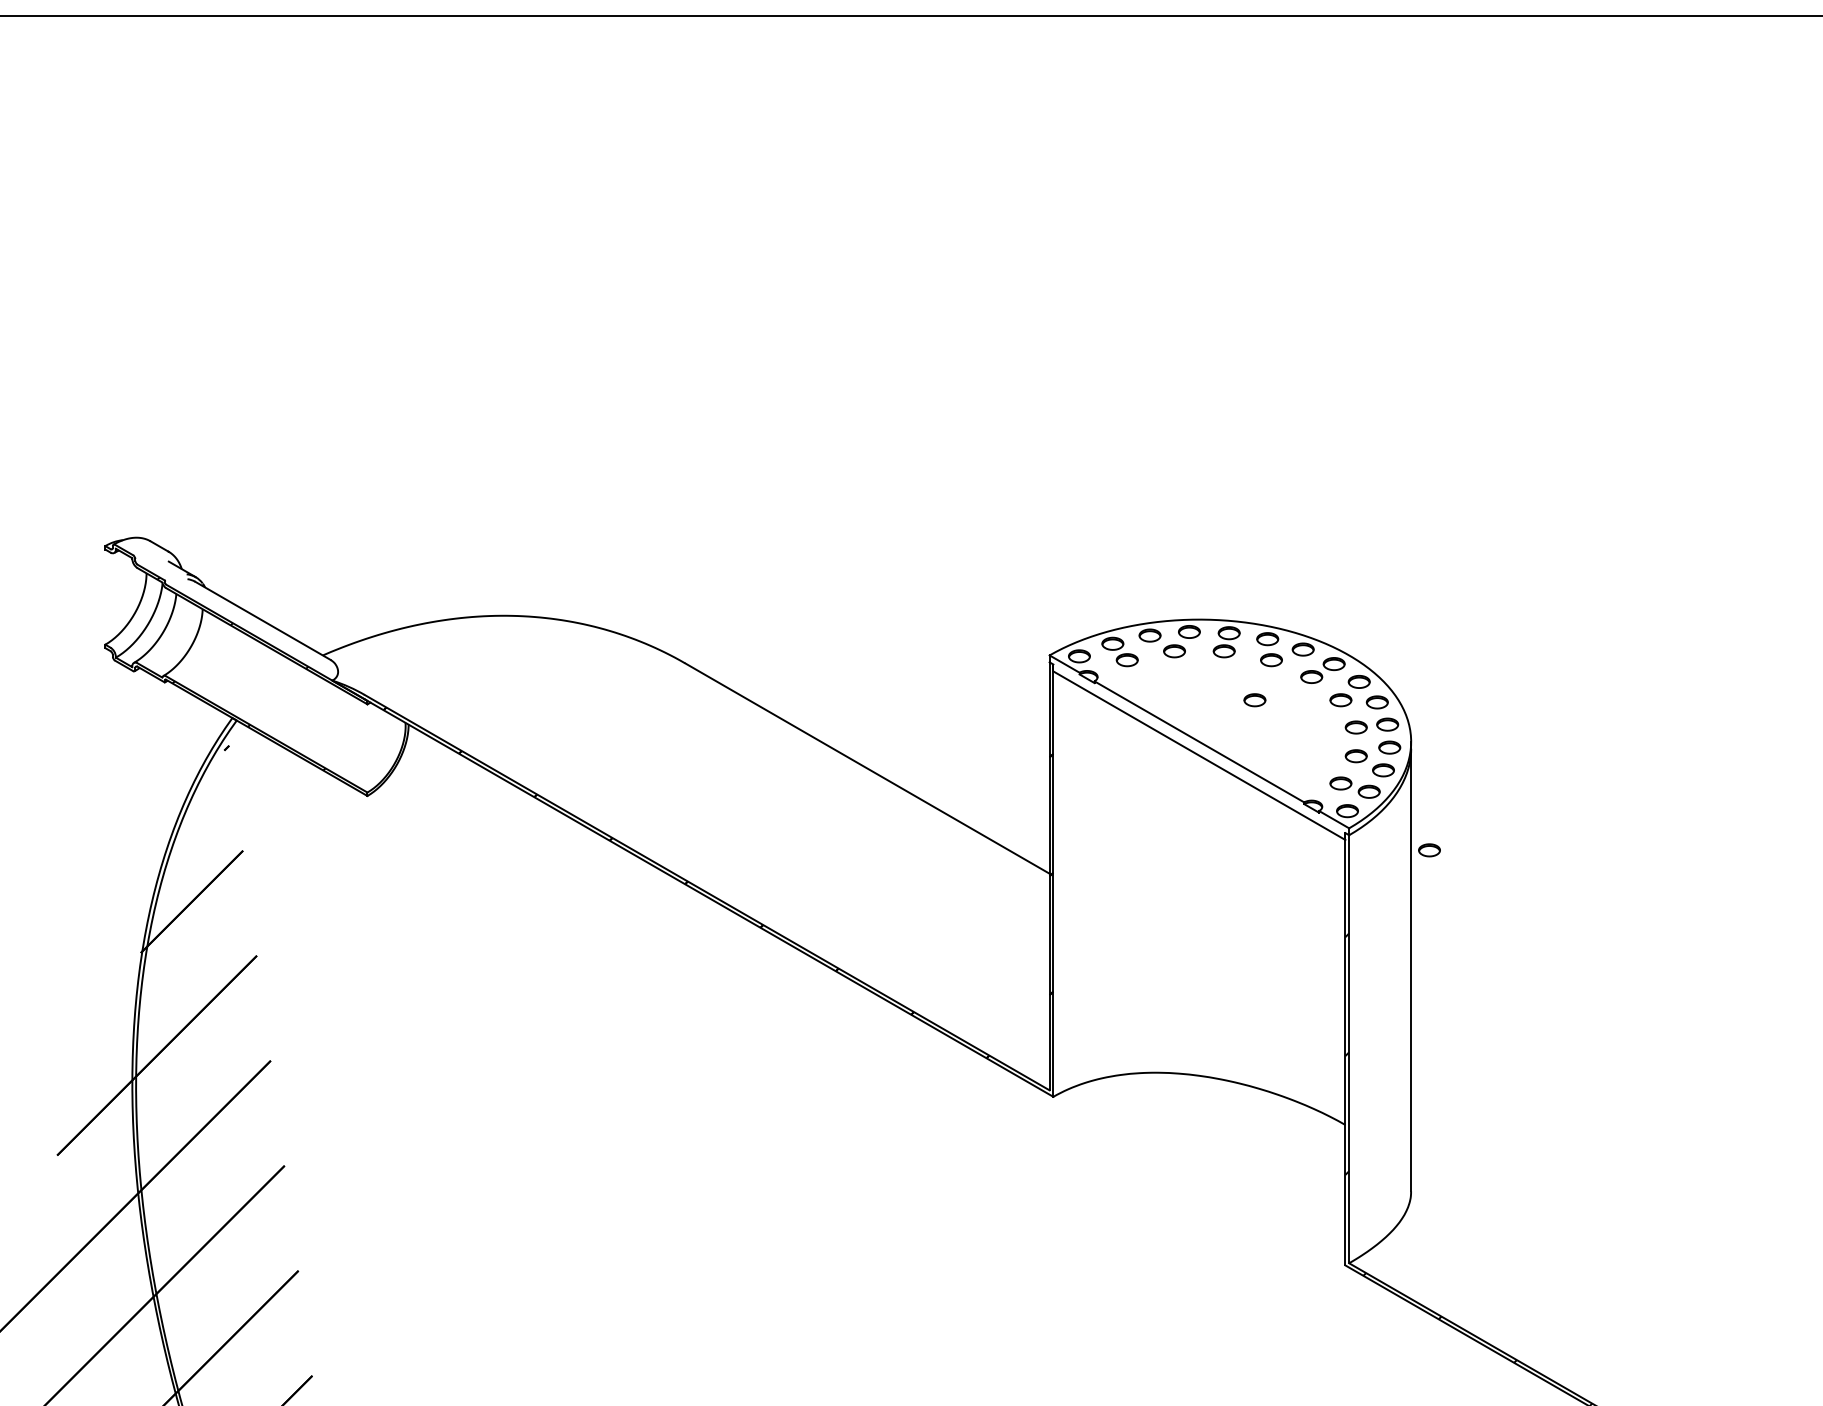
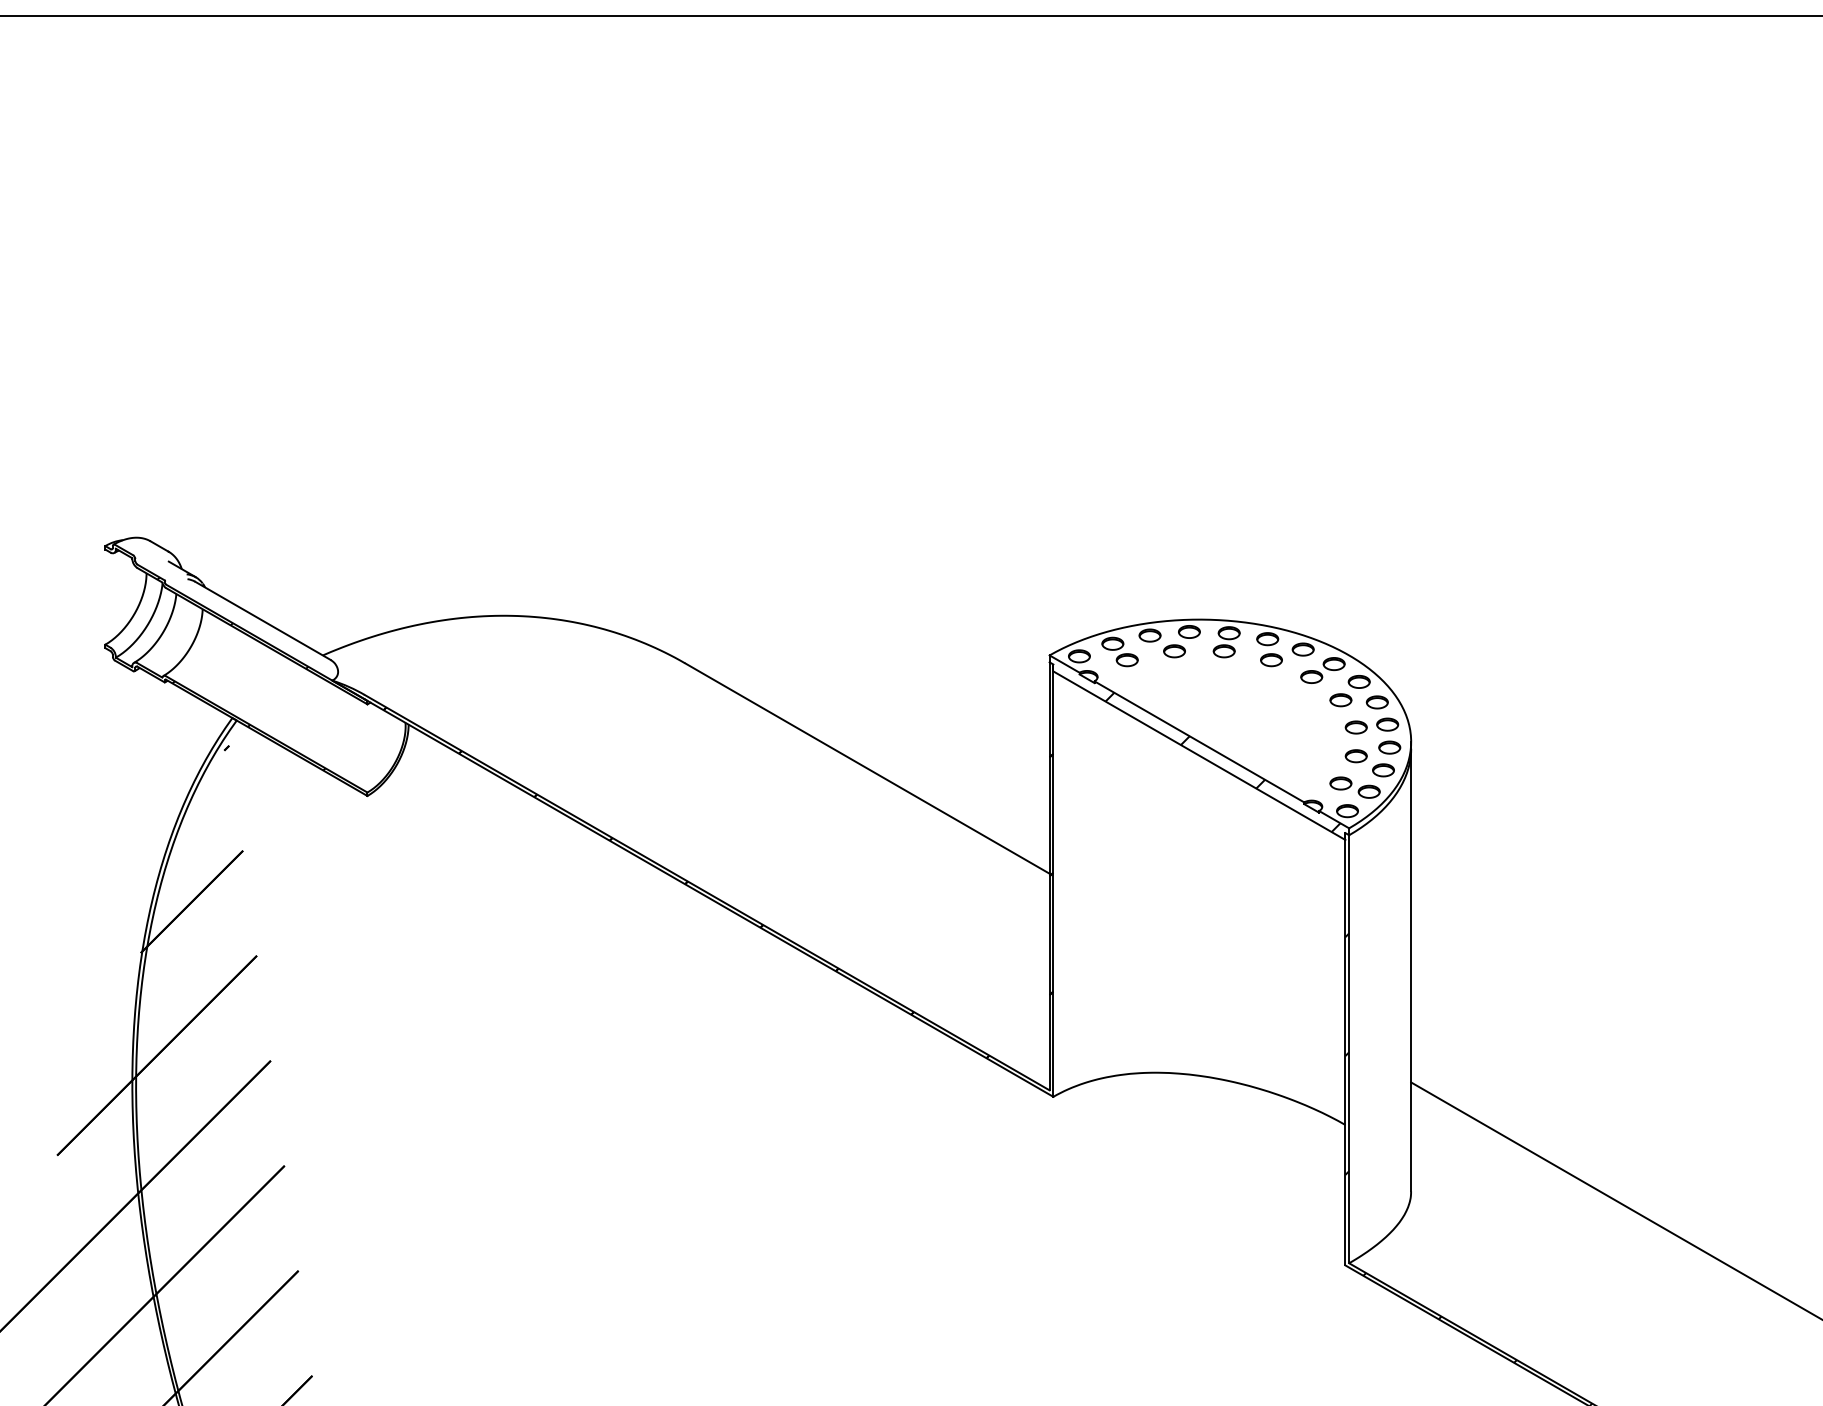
part: present -> none (1254, 700)
hatch: none -> present (1222, 762)
part: present -> none (1429, 850)
line: none -> present (1615, 1200)
